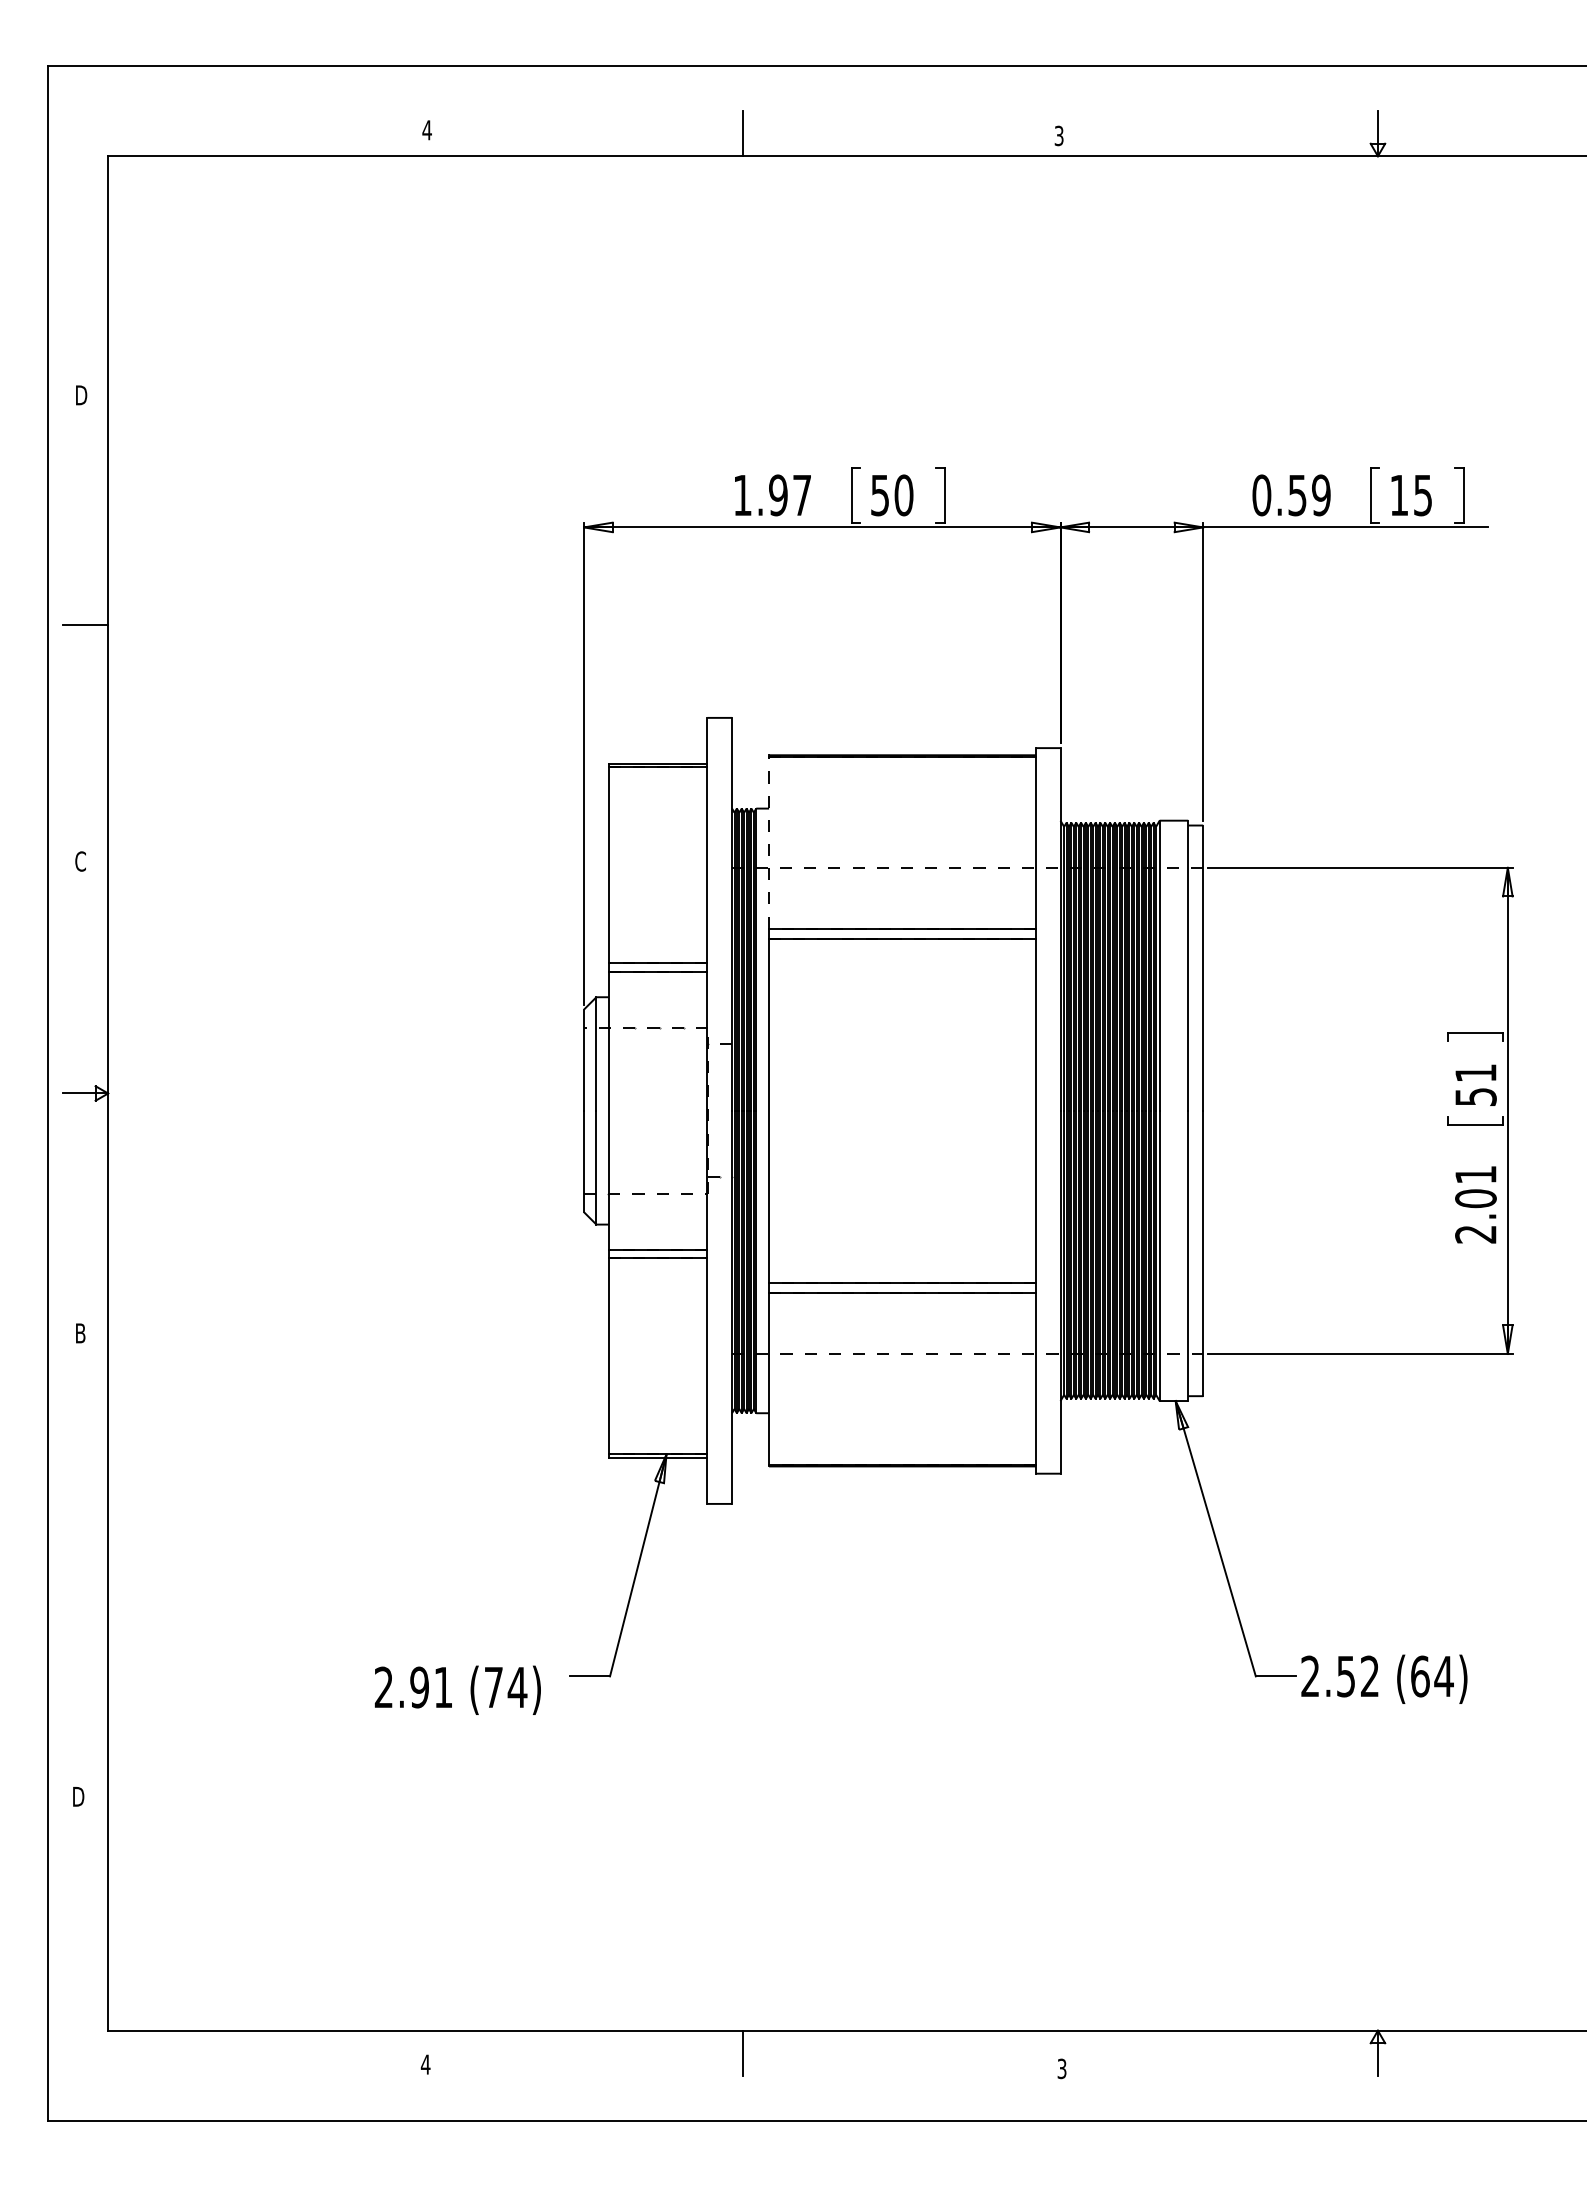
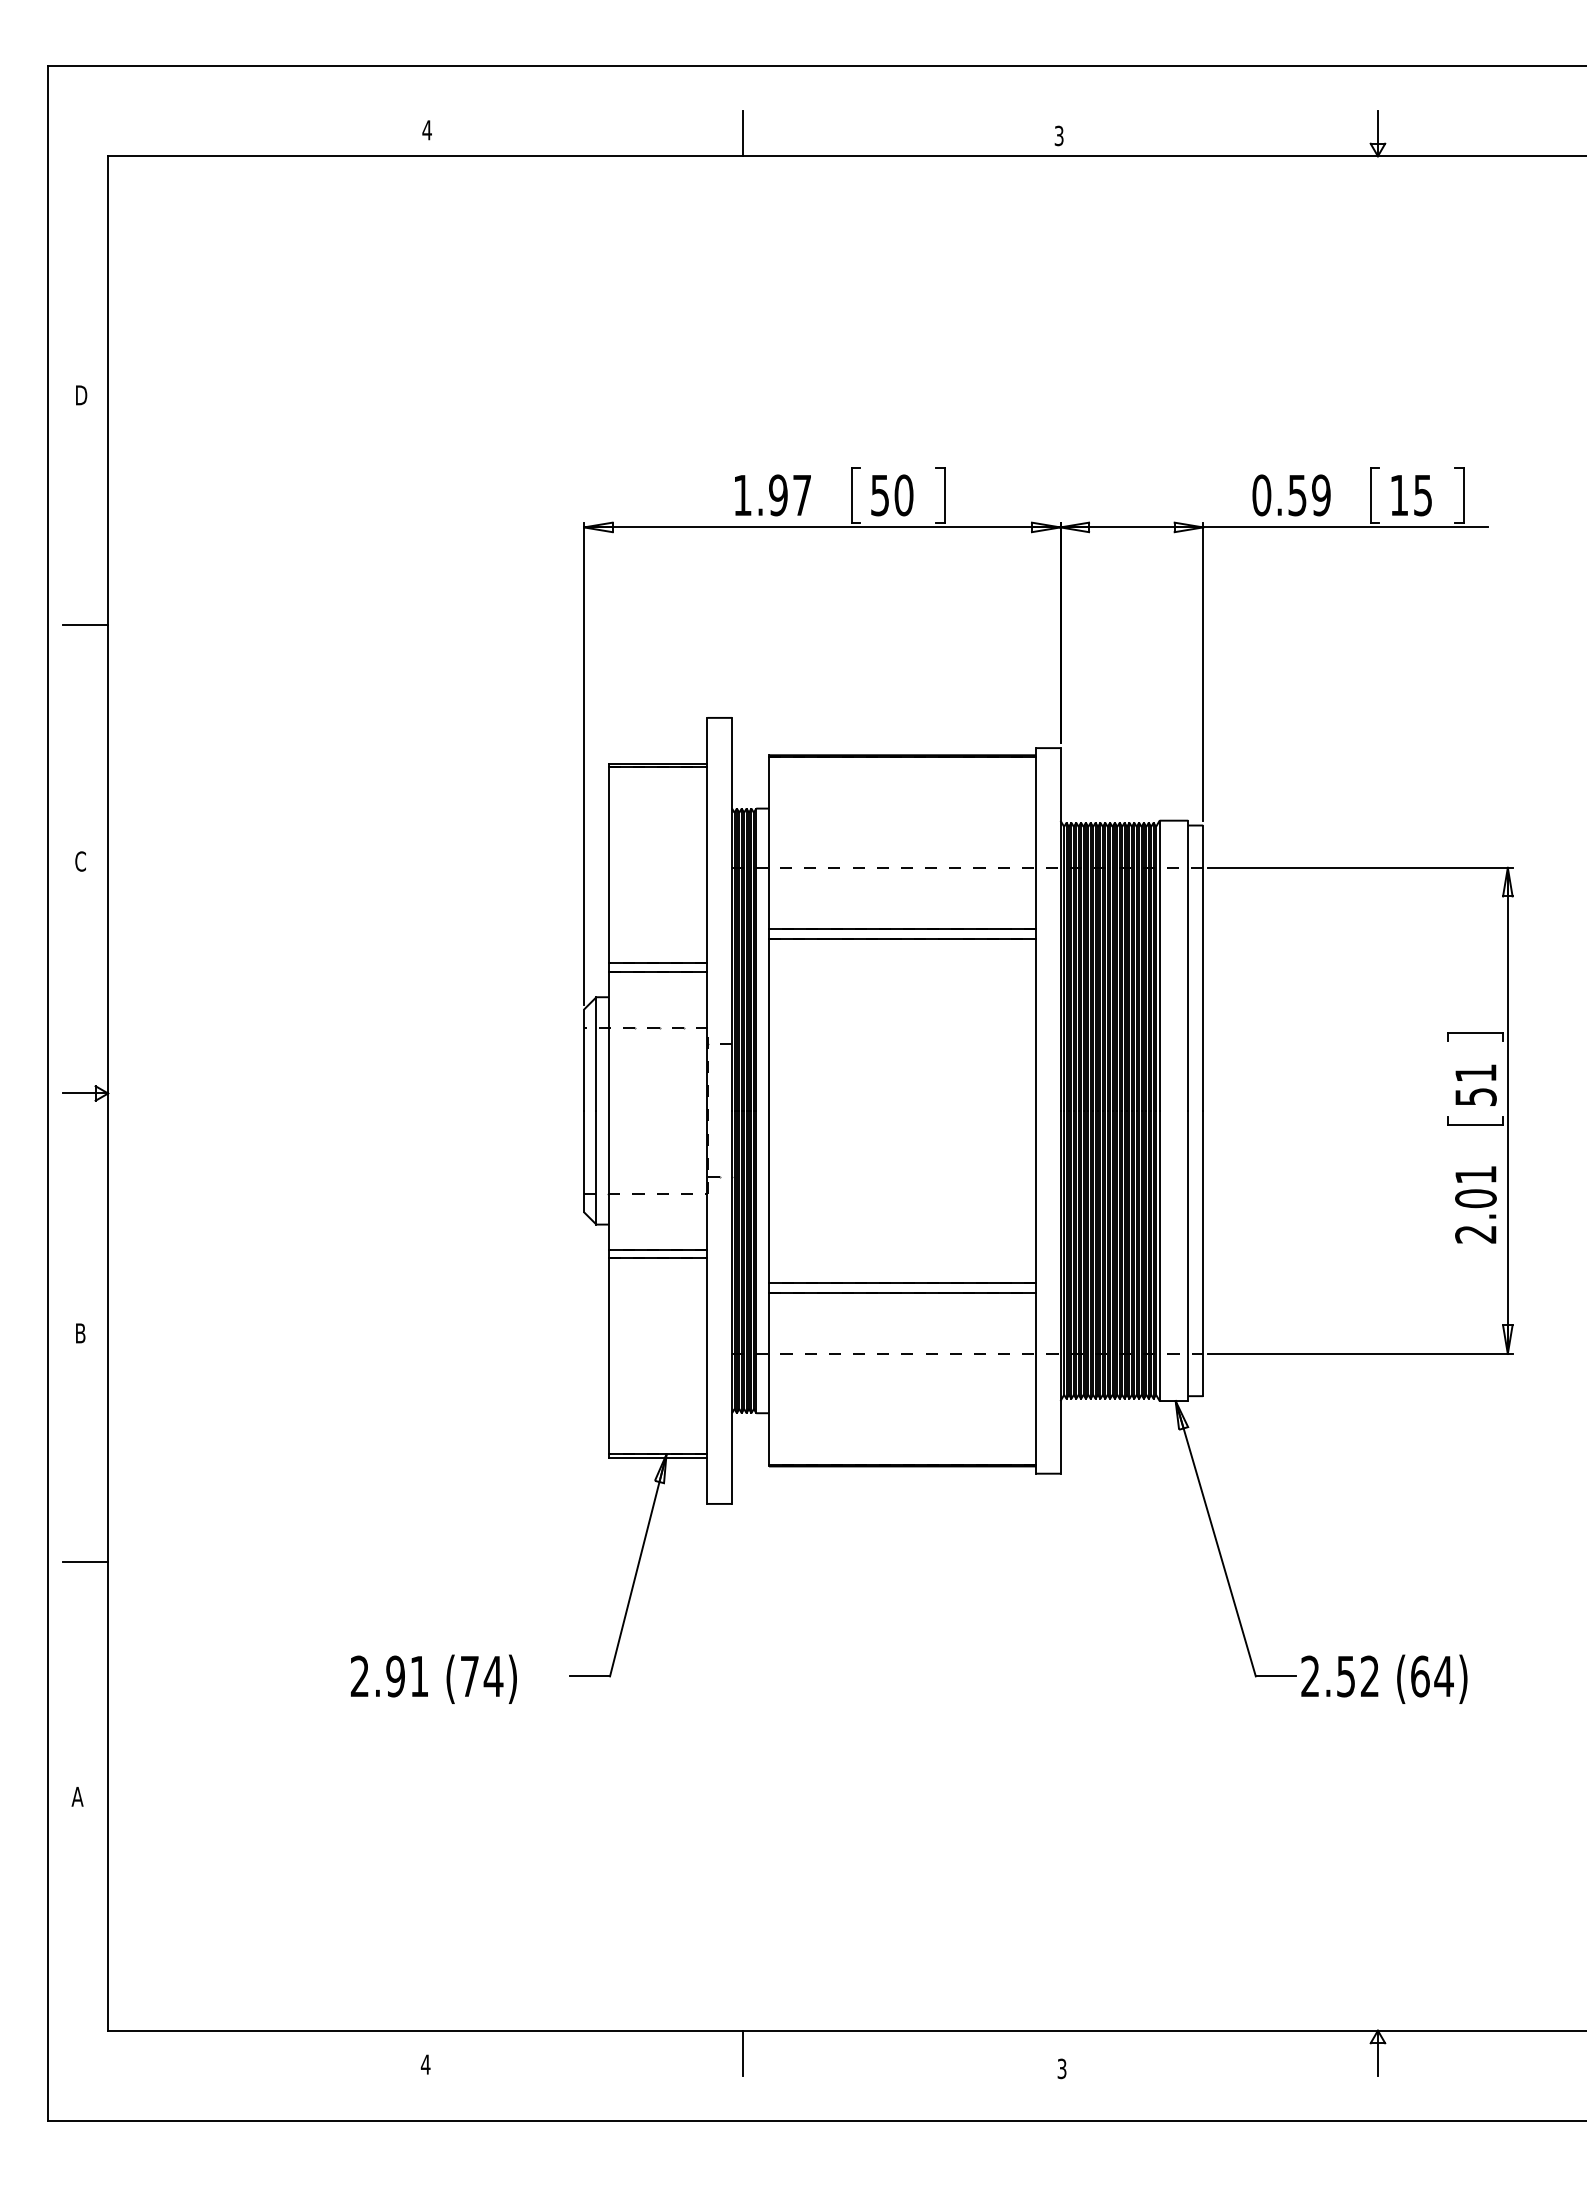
line: dashed -> solid (769, 842)
line: none -> present (85, 1562)
text position: (457, 1689) -> (433, 1678) (433, 1678)
text: D -> A (77, 1796)
